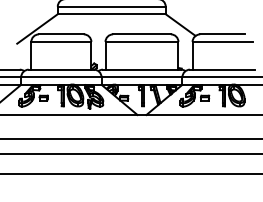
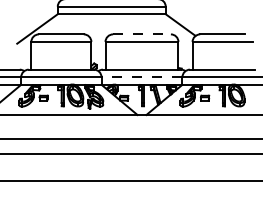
line: solid -> dashed (141, 34)
line: solid -> dashed (141, 77)
line position: (130, 174) -> (130, 181) (130, 181)
